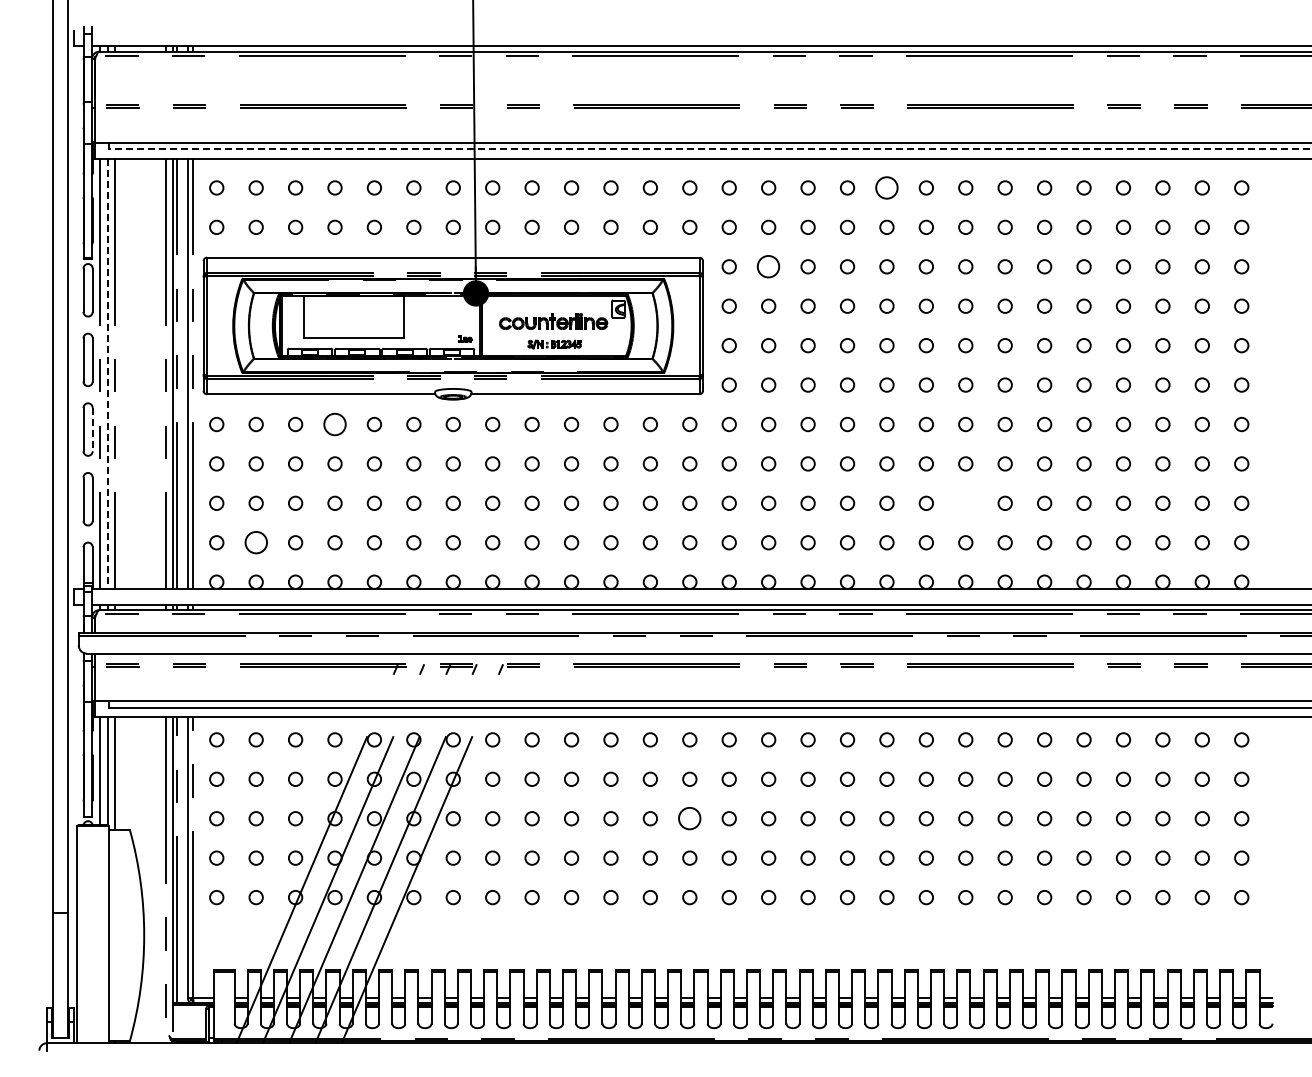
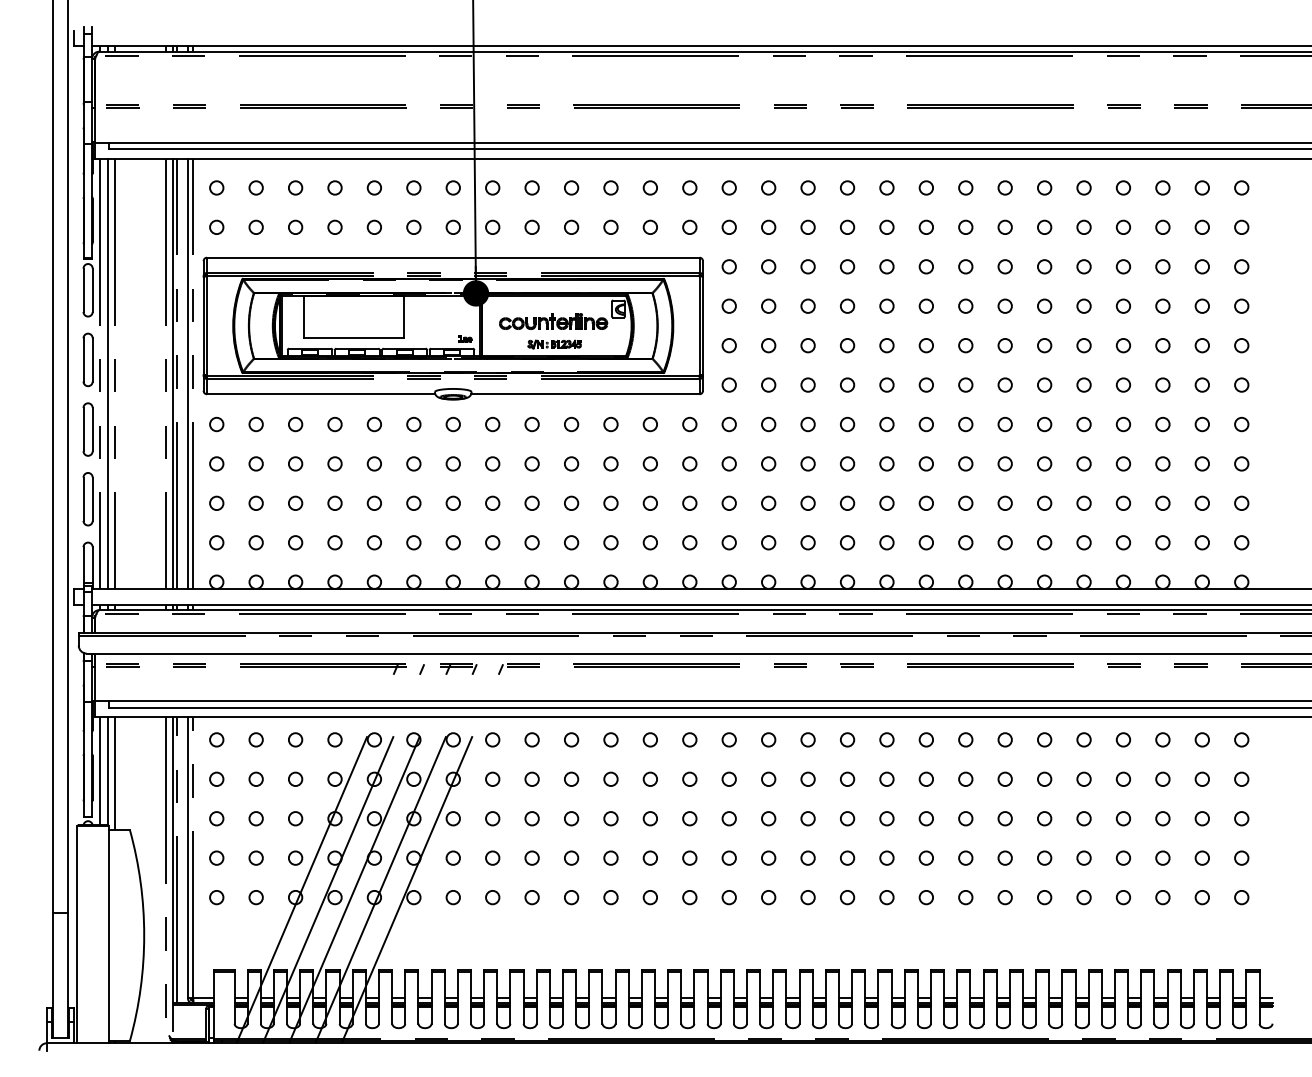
line: dashed -> solid (709, 149)
circle size: 24x24 px -> 16x16 px (886, 187)
circle size: 25x24 px -> 16x16 px (768, 266)
line: dashed -> solid (107, 374)
circle size: 24x25 px -> 16x17 px (334, 424)
line: dashed -> solid (92, 429)
circle: none -> present (965, 502)
circle size: 24x24 px -> 16x16 px (255, 542)
circle size: 24x24 px -> 16x16 px (689, 818)
